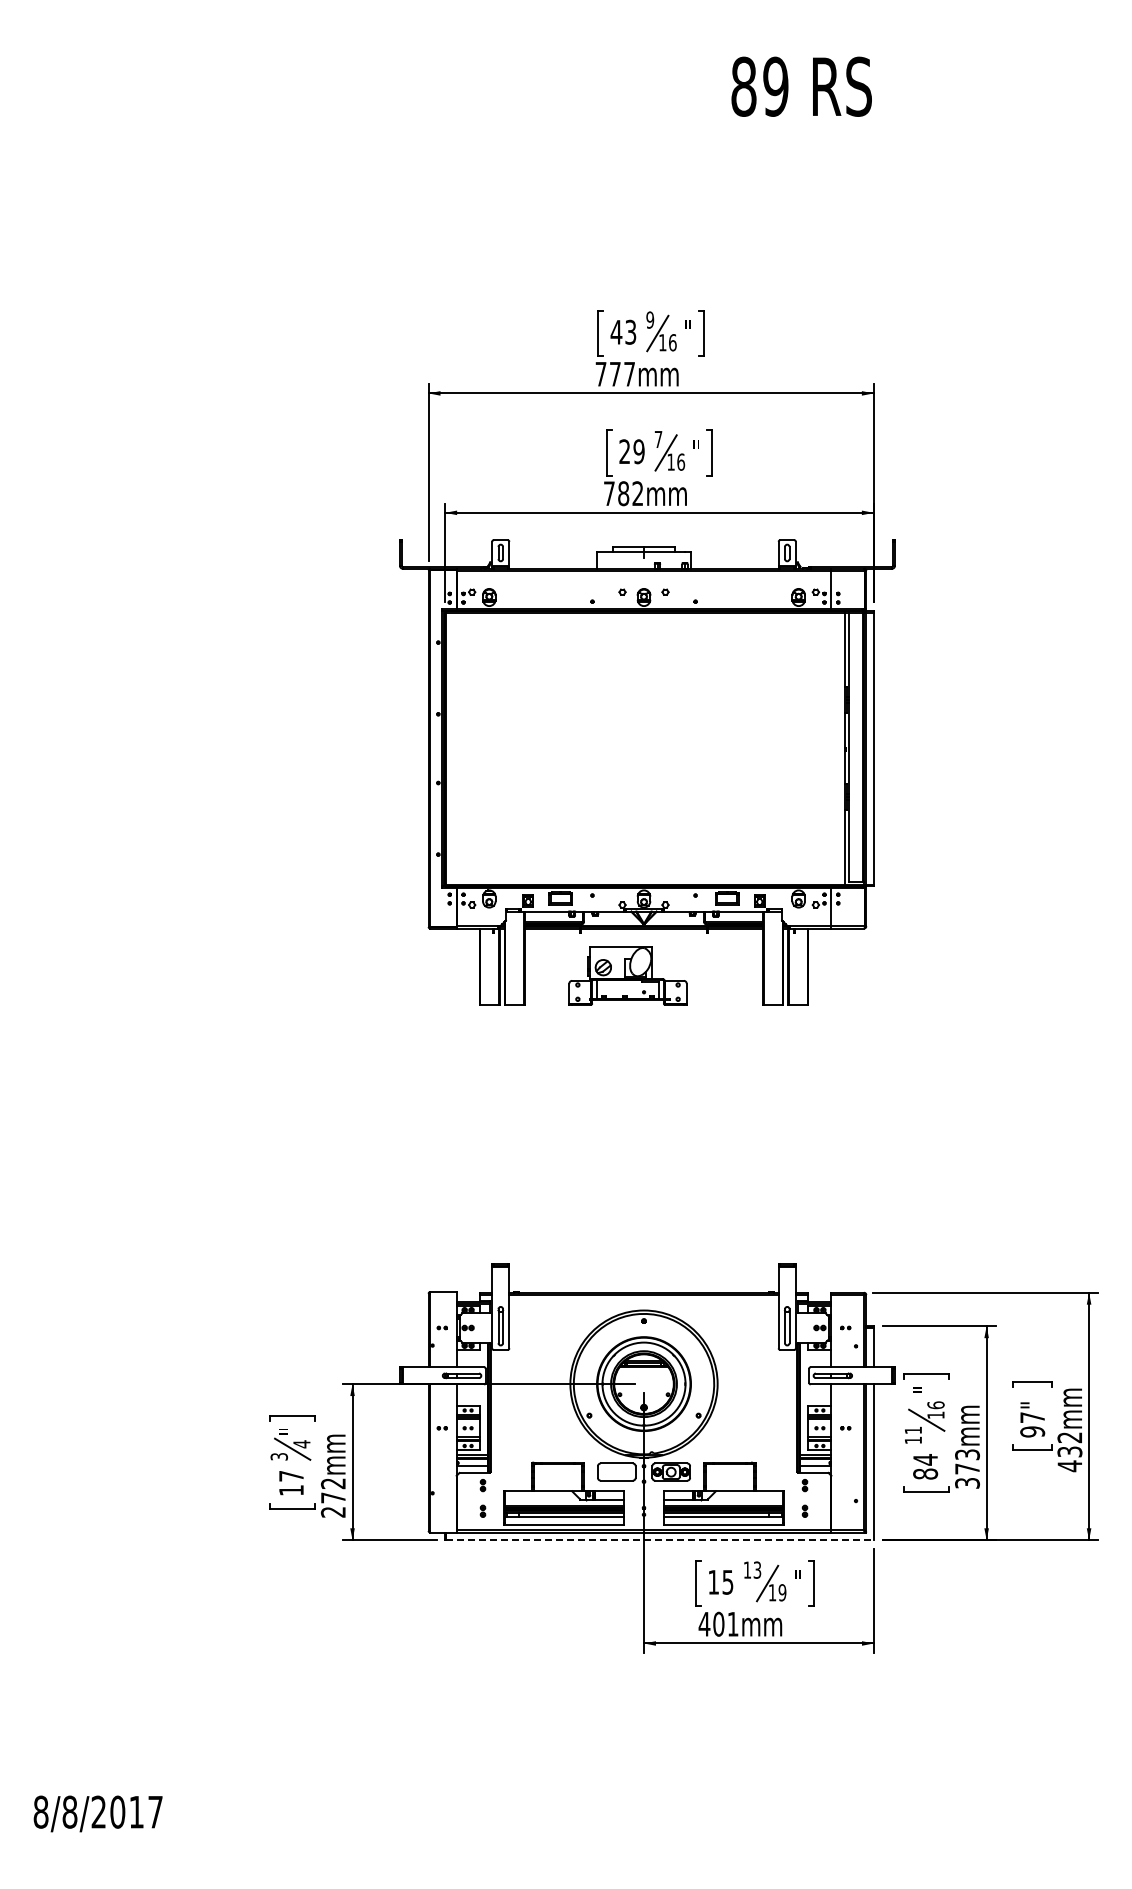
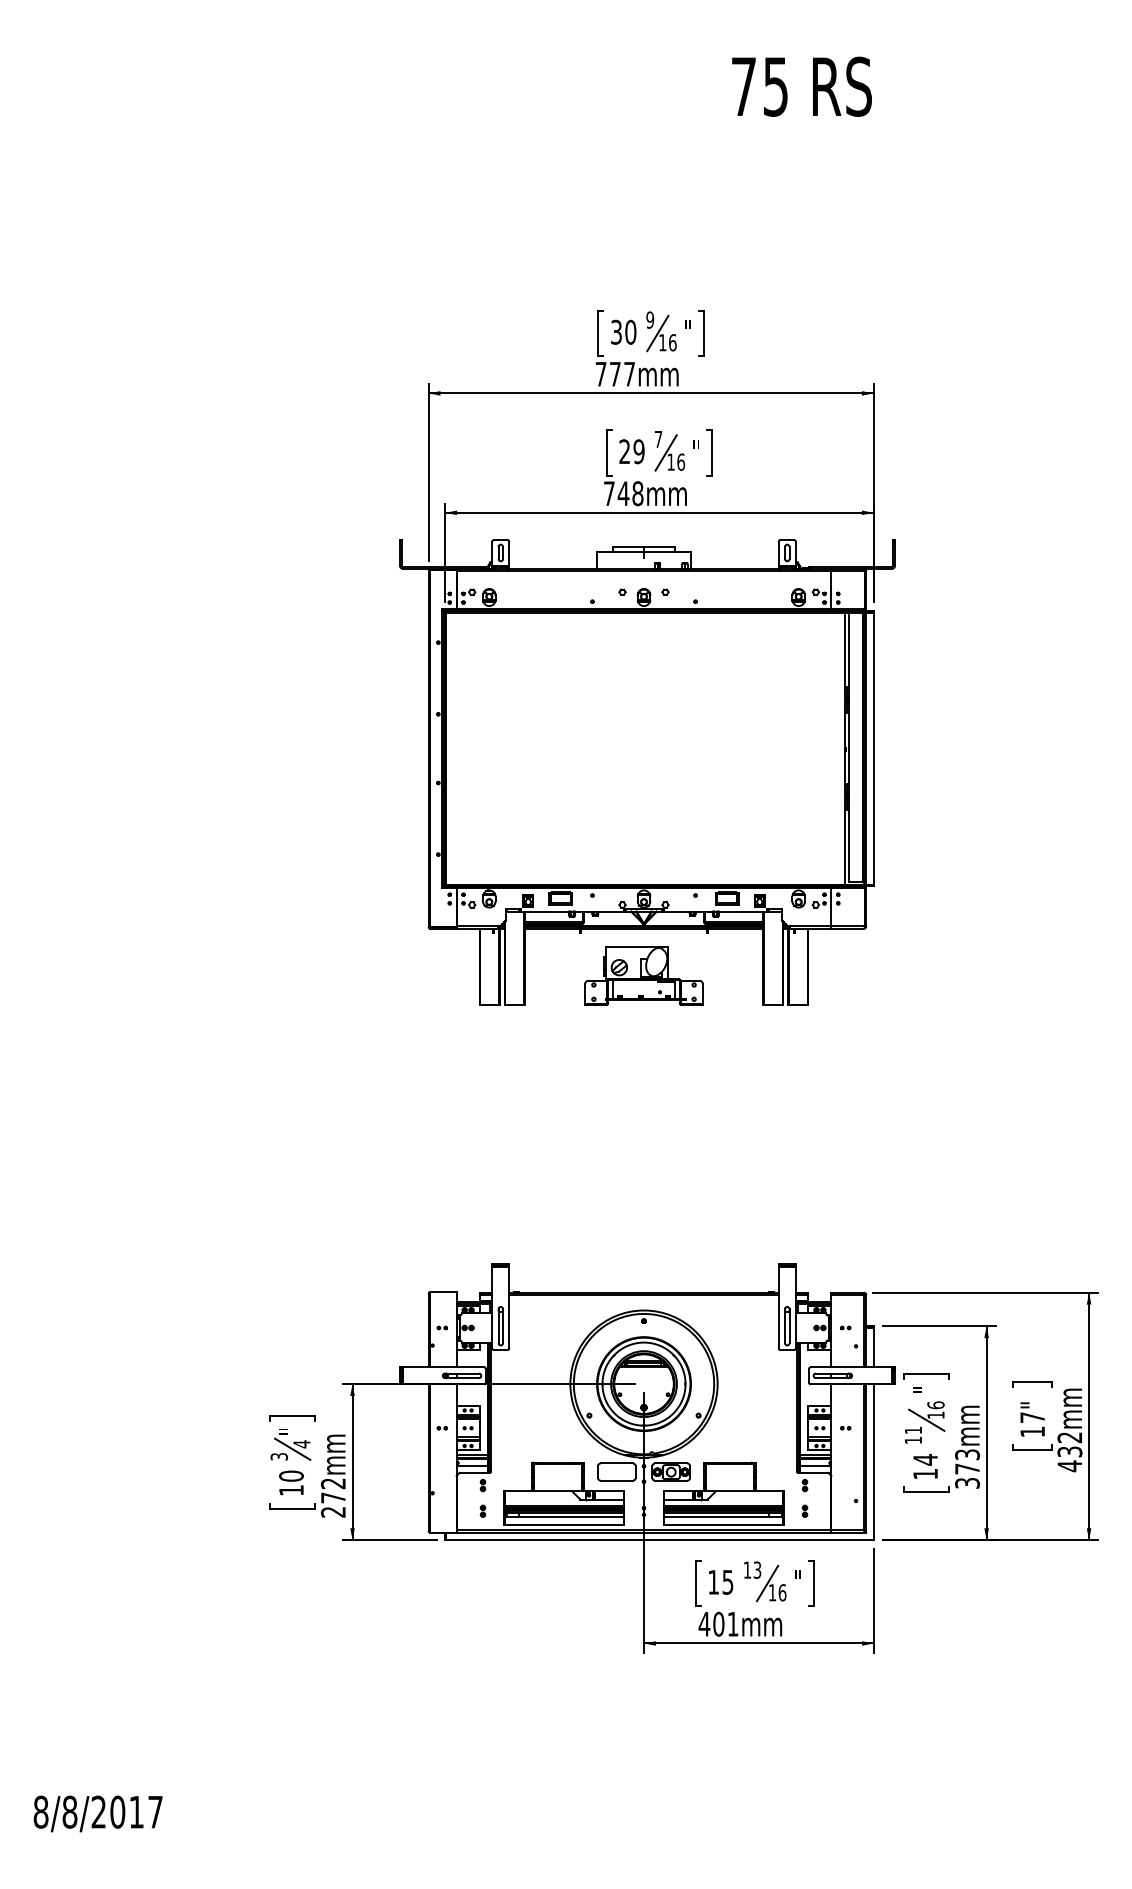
text: 89 -> 75 (759, 86)
text: 43 -> 30 (623, 331)
text: 782mm -> 748mm (630, 493)
part position: (627, 975) -> (643, 975) (643, 975)
text: 97" -> 17" (1032, 1431)
text: 84 -> 14 (925, 1473)
text: 17 -> 10 (291, 1475)
line: dashed -> solid (660, 1540)
text: 19 -> 16 (782, 1592)
